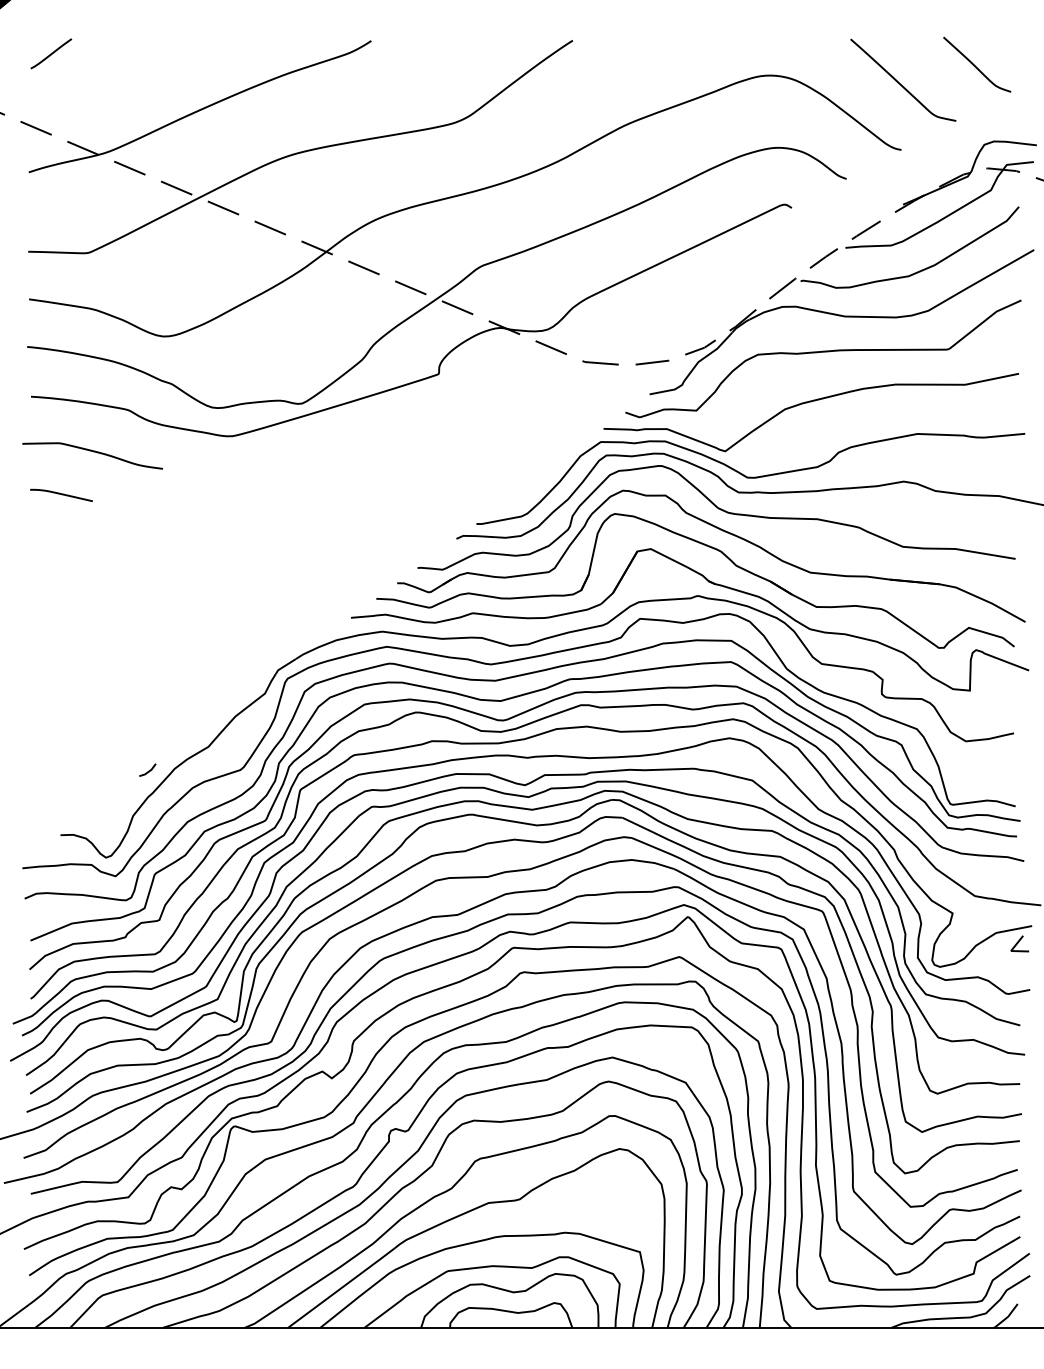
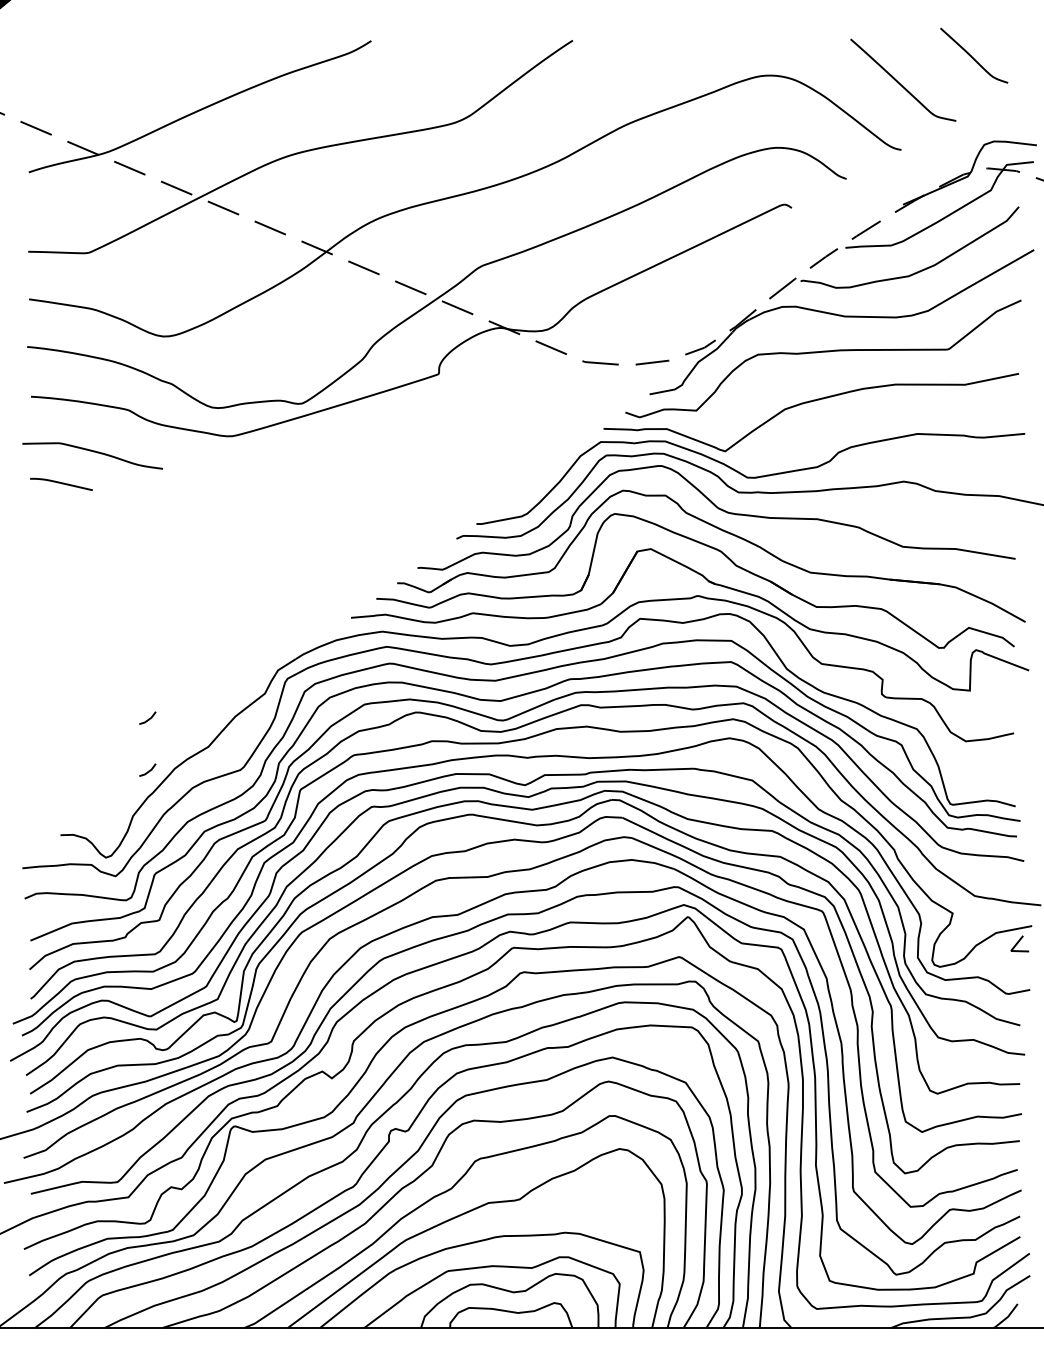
line: present -> none (51, 53)
curve position: (975, 65) -> (972, 56) (972, 56)
curve position: (61, 494) -> (61, 483) (61, 483)
line: none -> present (148, 718)
